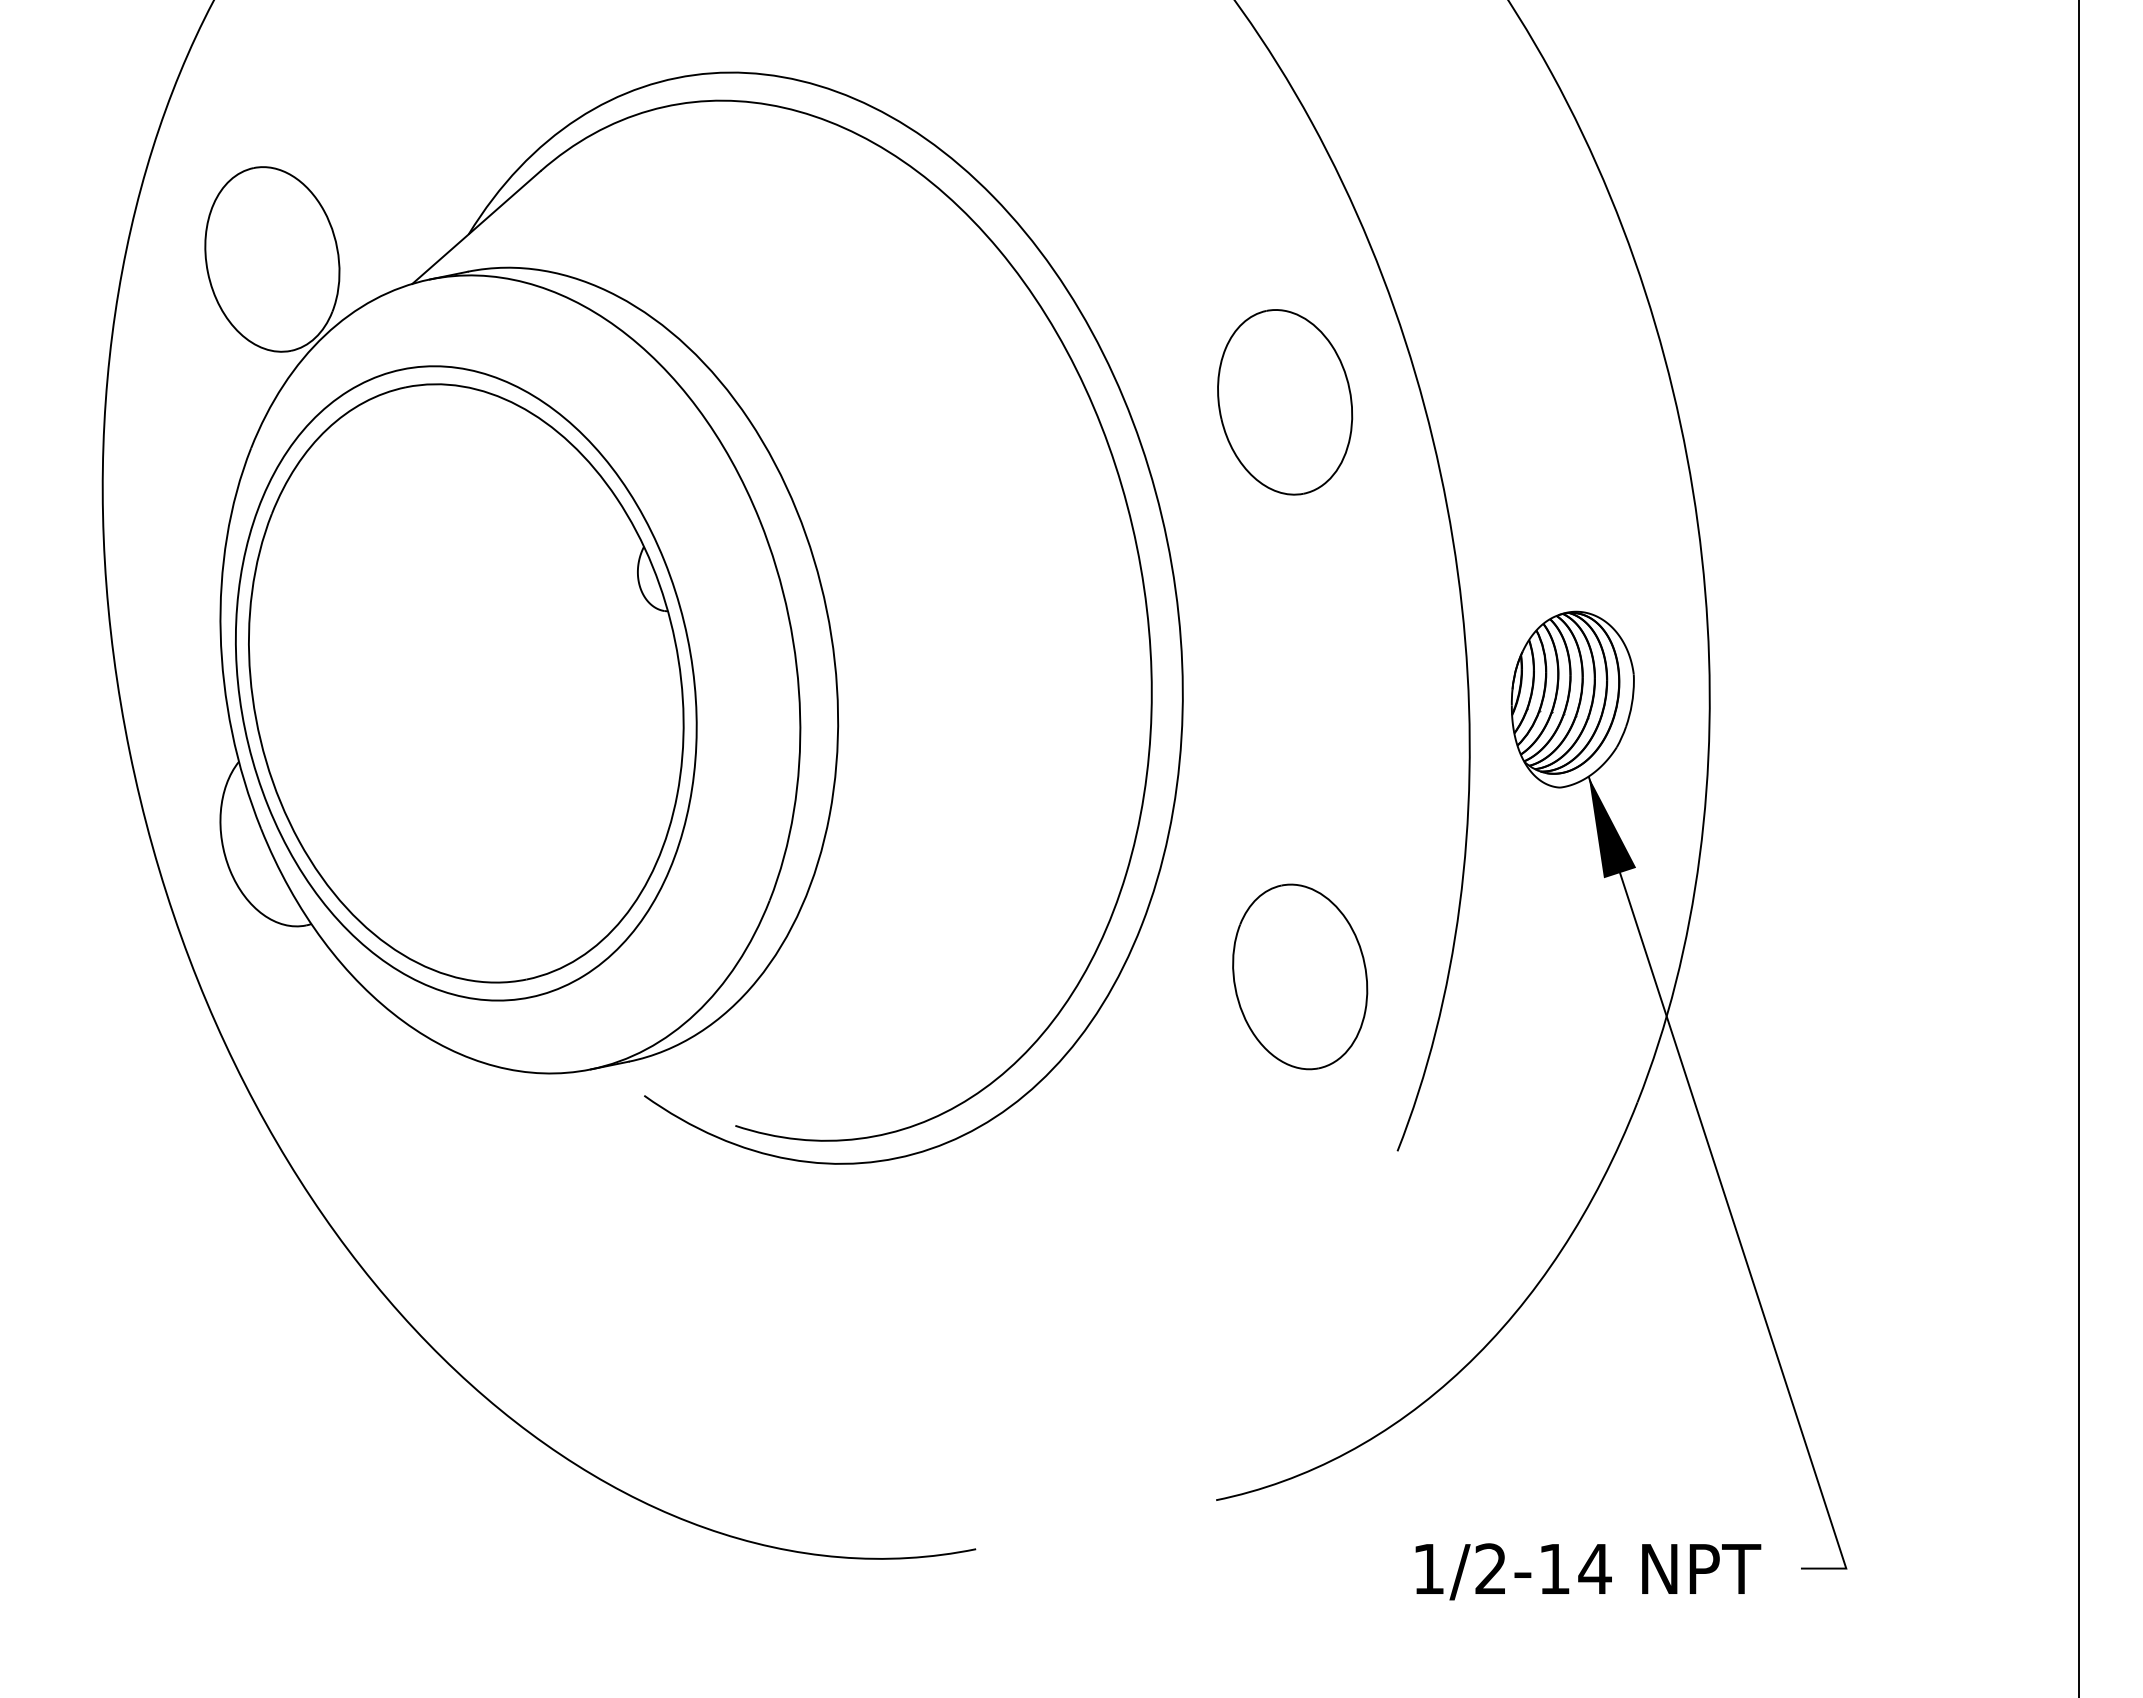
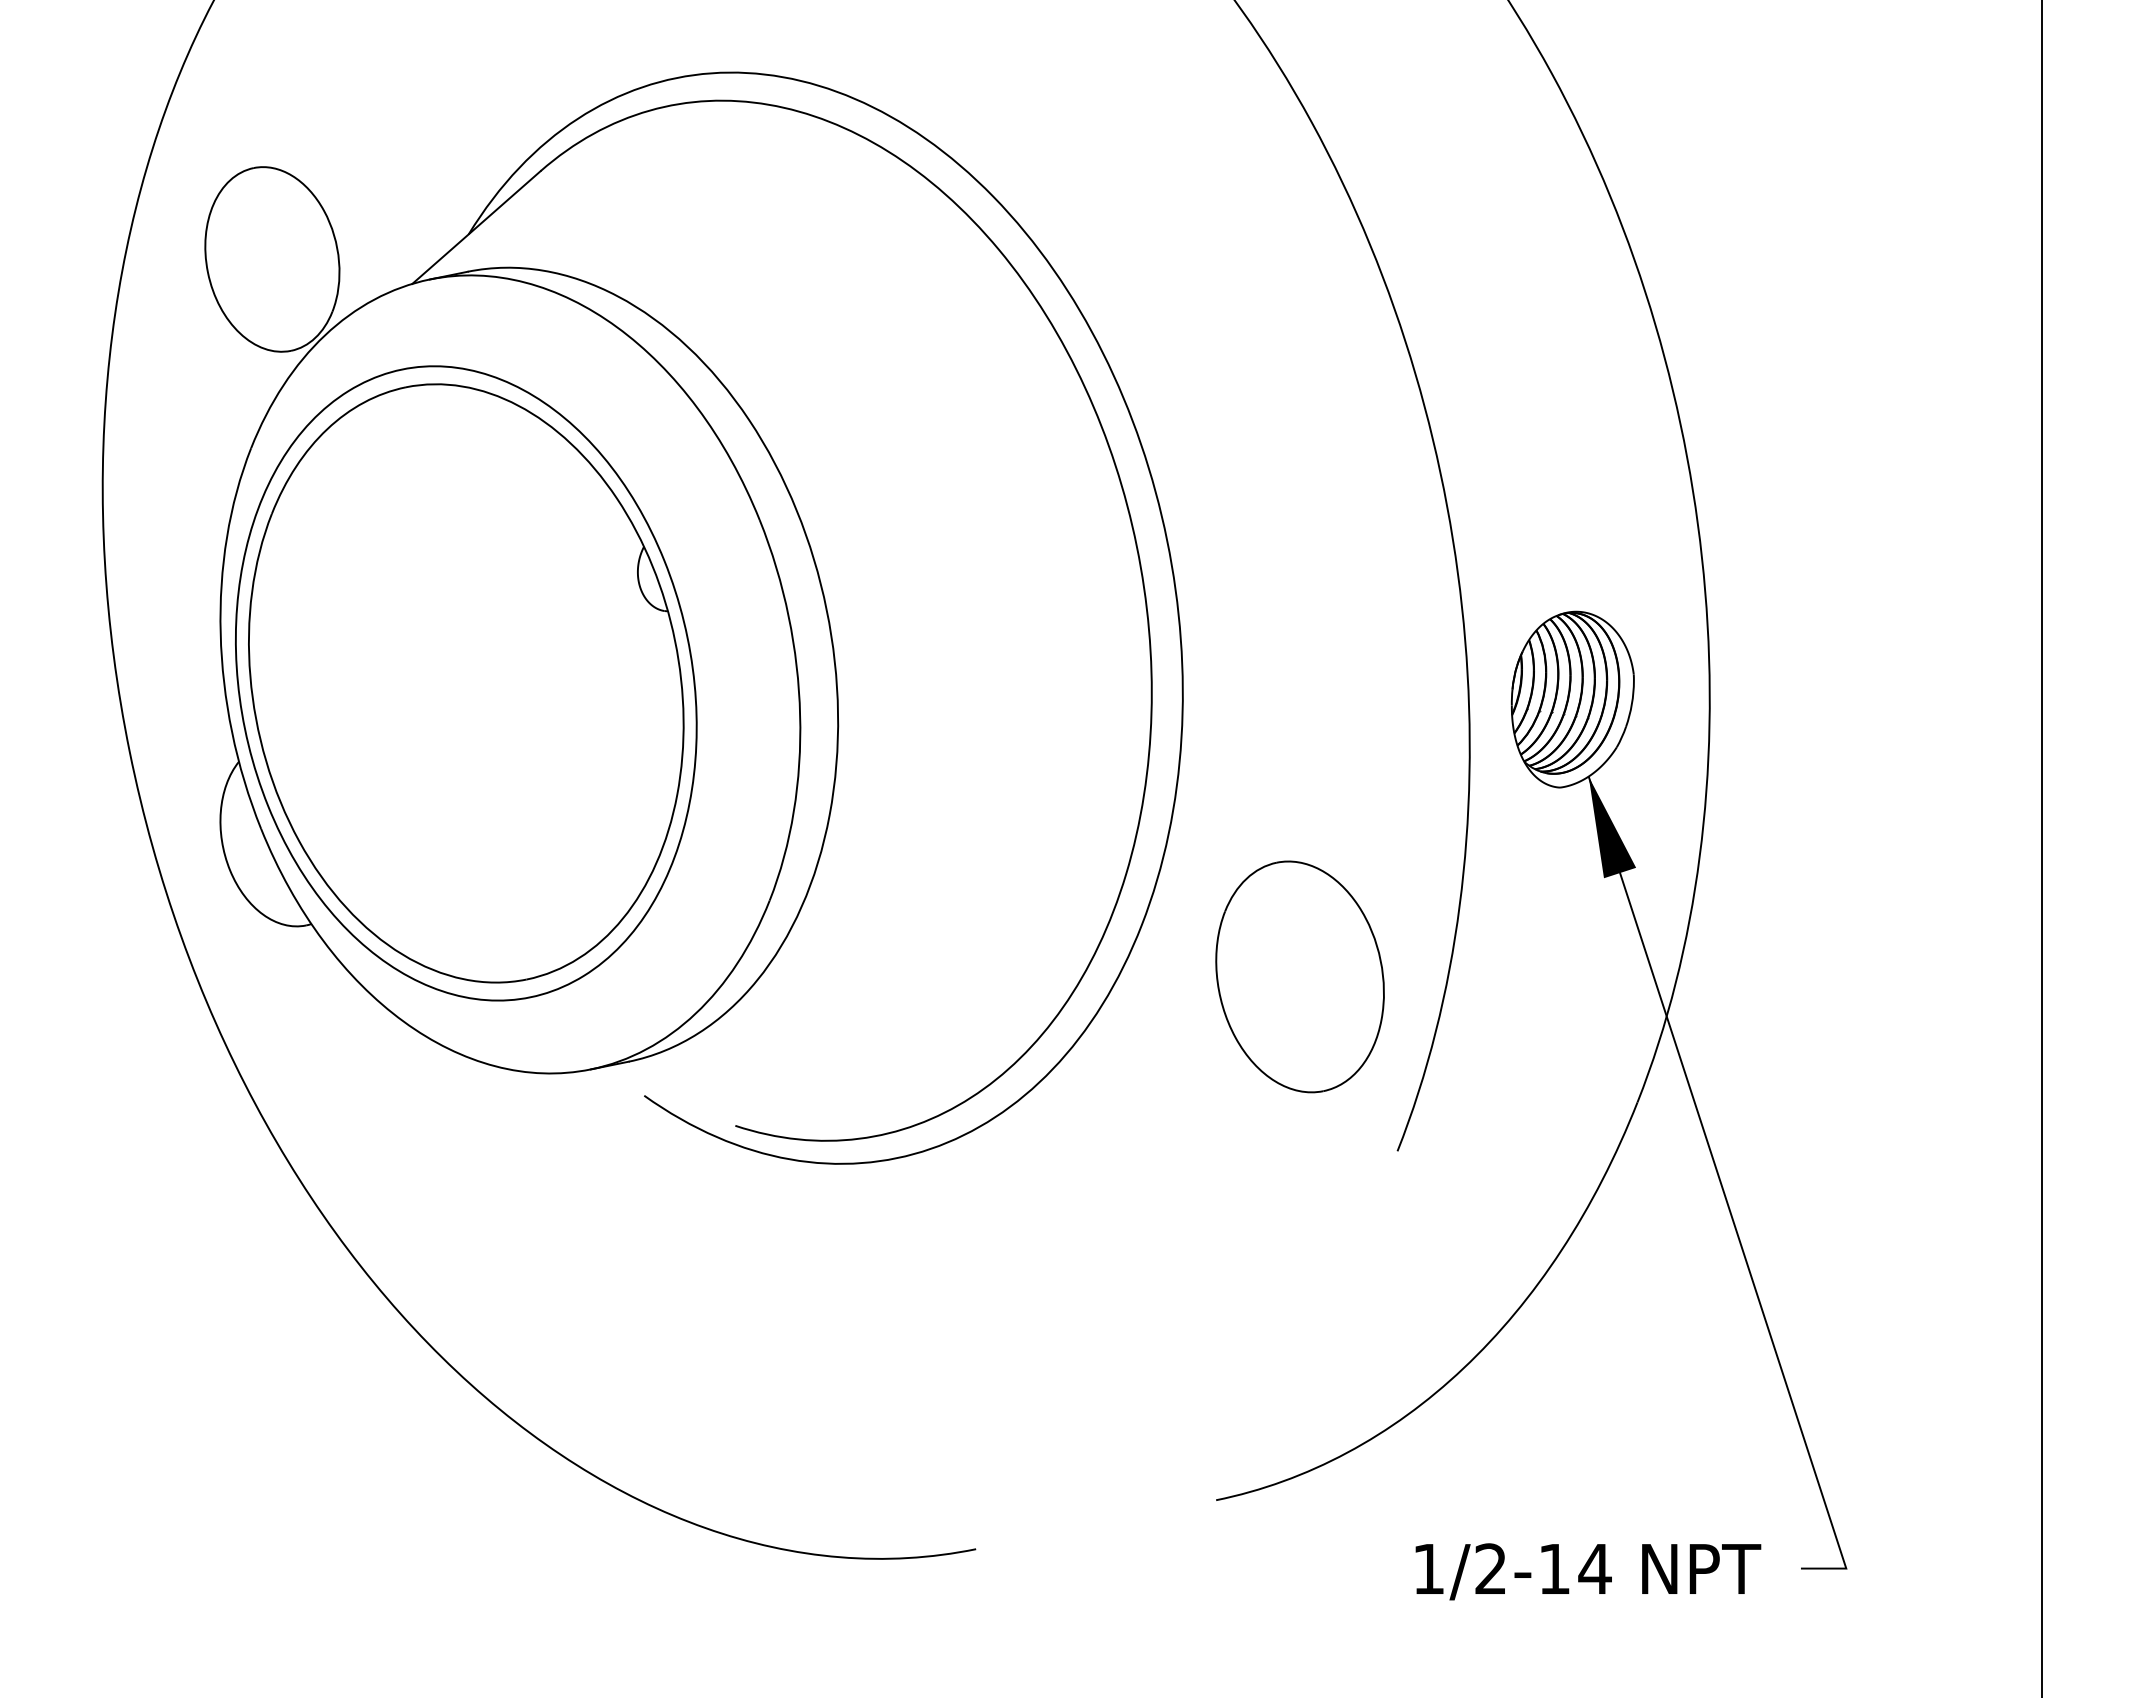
part: present -> none (1285, 402)
line position: (2078, 848) -> (2041, 848) (2041, 848)
part size: 137x188 px -> 170x234 px (1299, 976)
